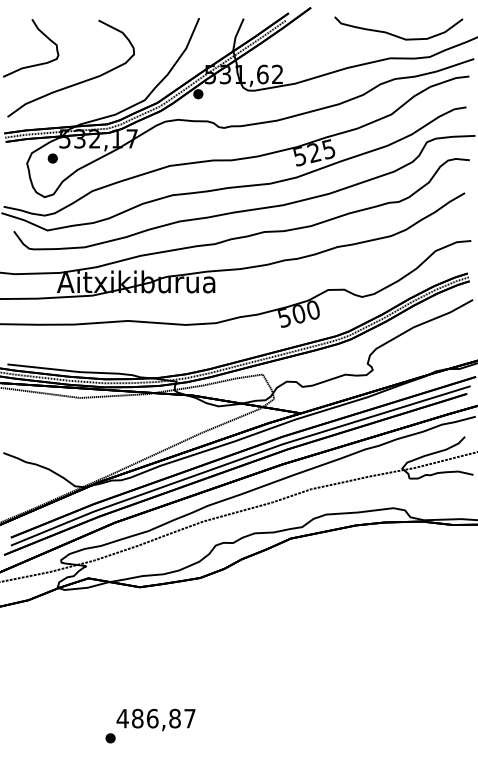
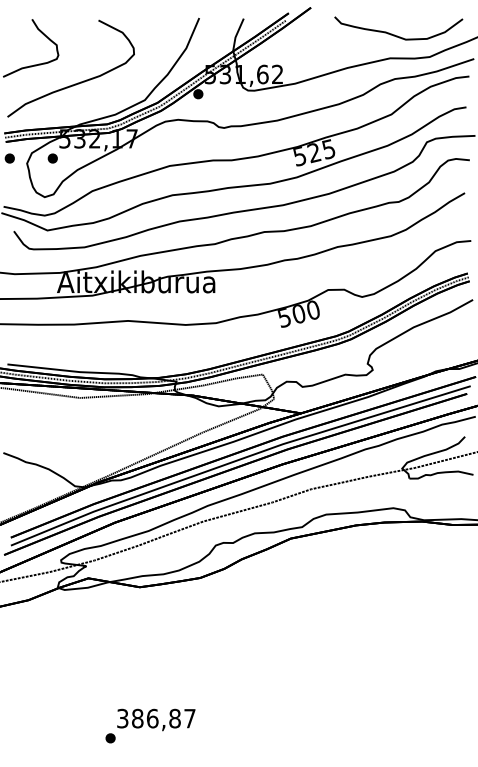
part: none -> present (9, 158)
text: 486,87 -> 386,87 (122, 718)
